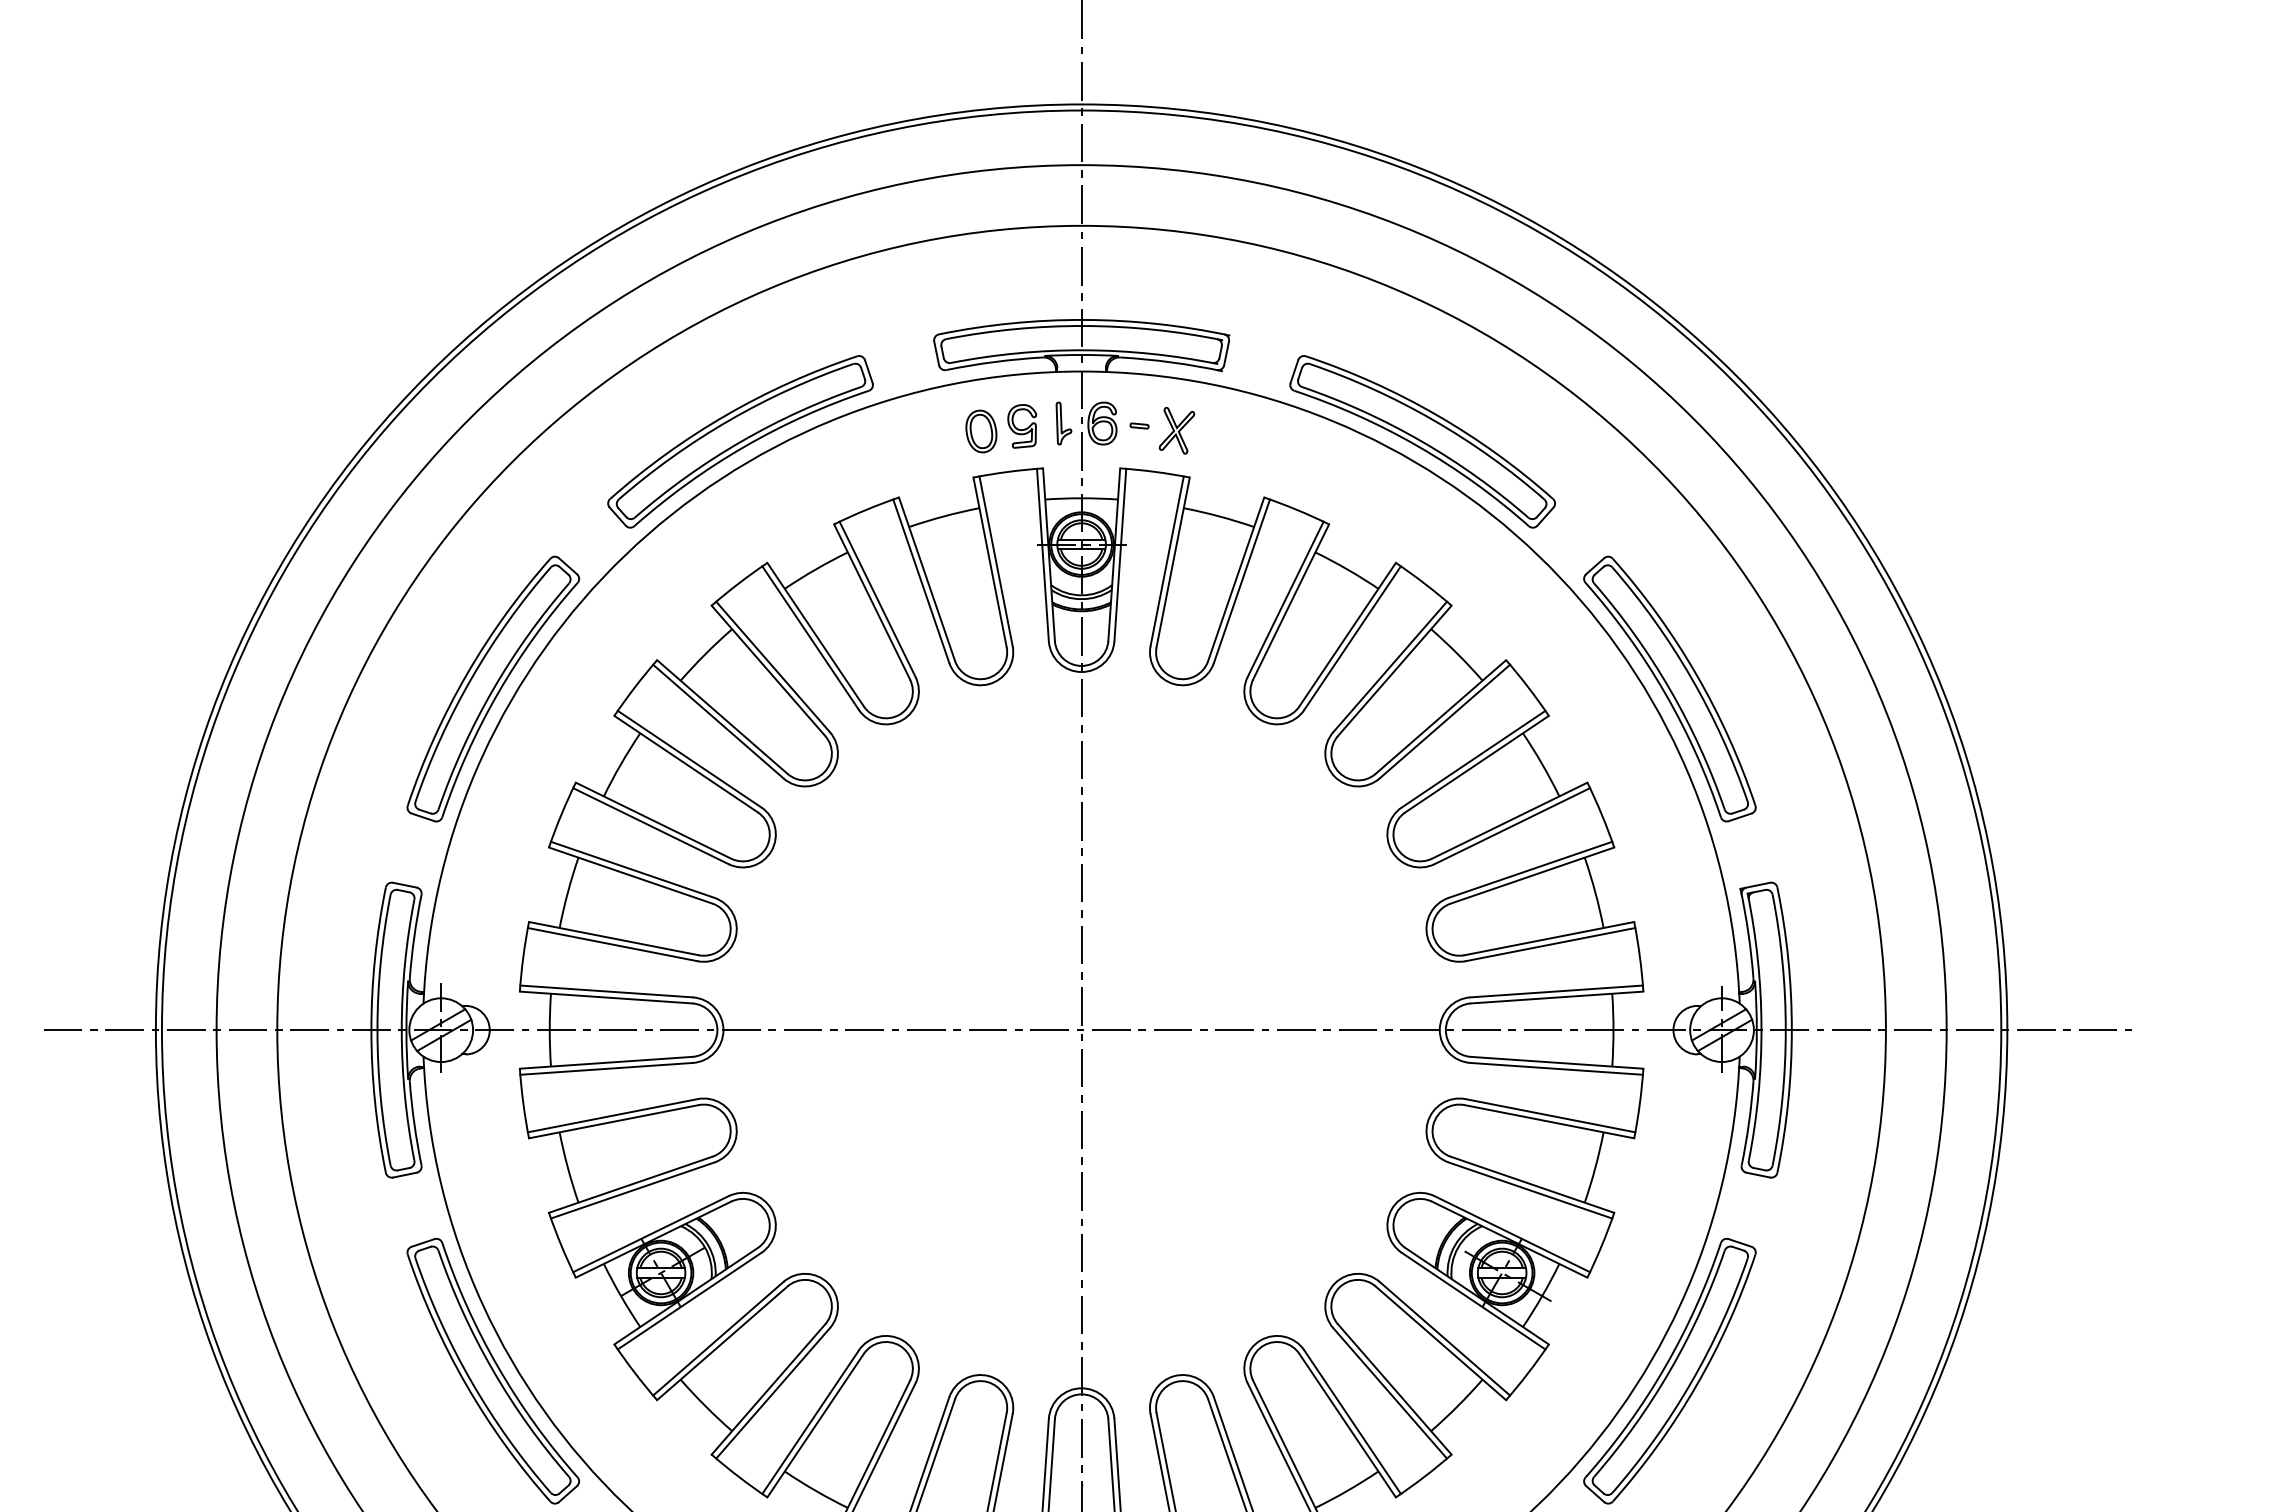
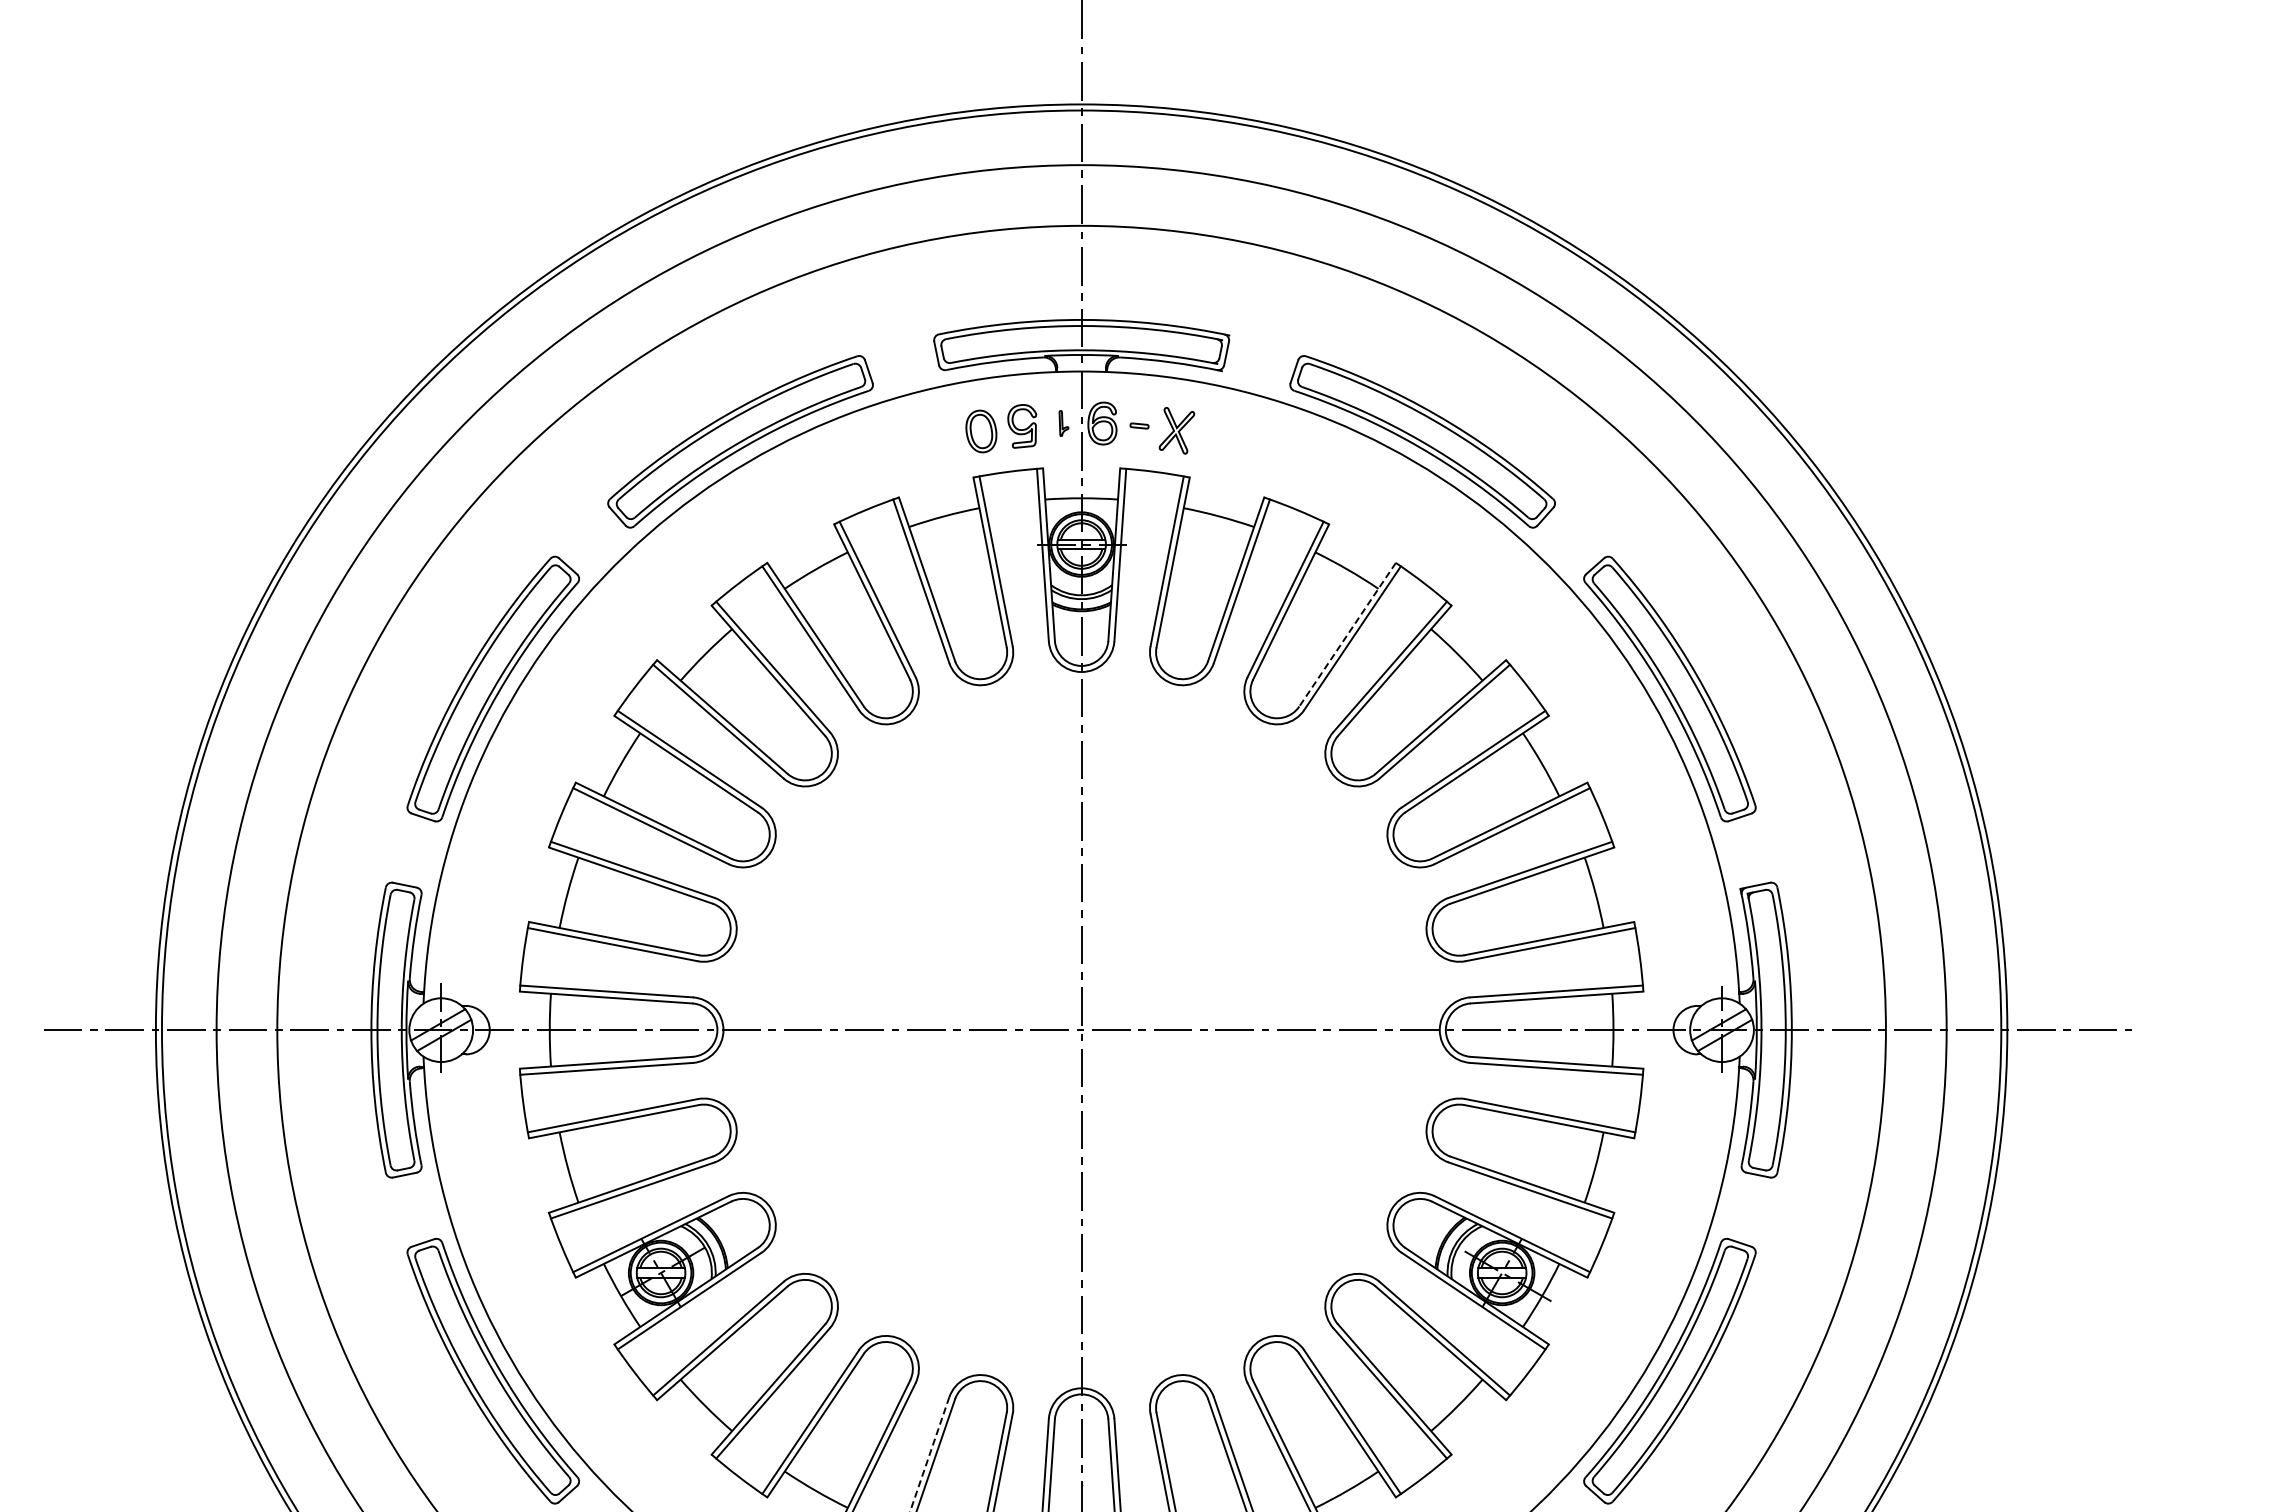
part size: 18x45 px -> 12x27 px (1063, 423)
line: solid -> dashed (1347, 635)
line: solid -> dashed (929, 1454)
